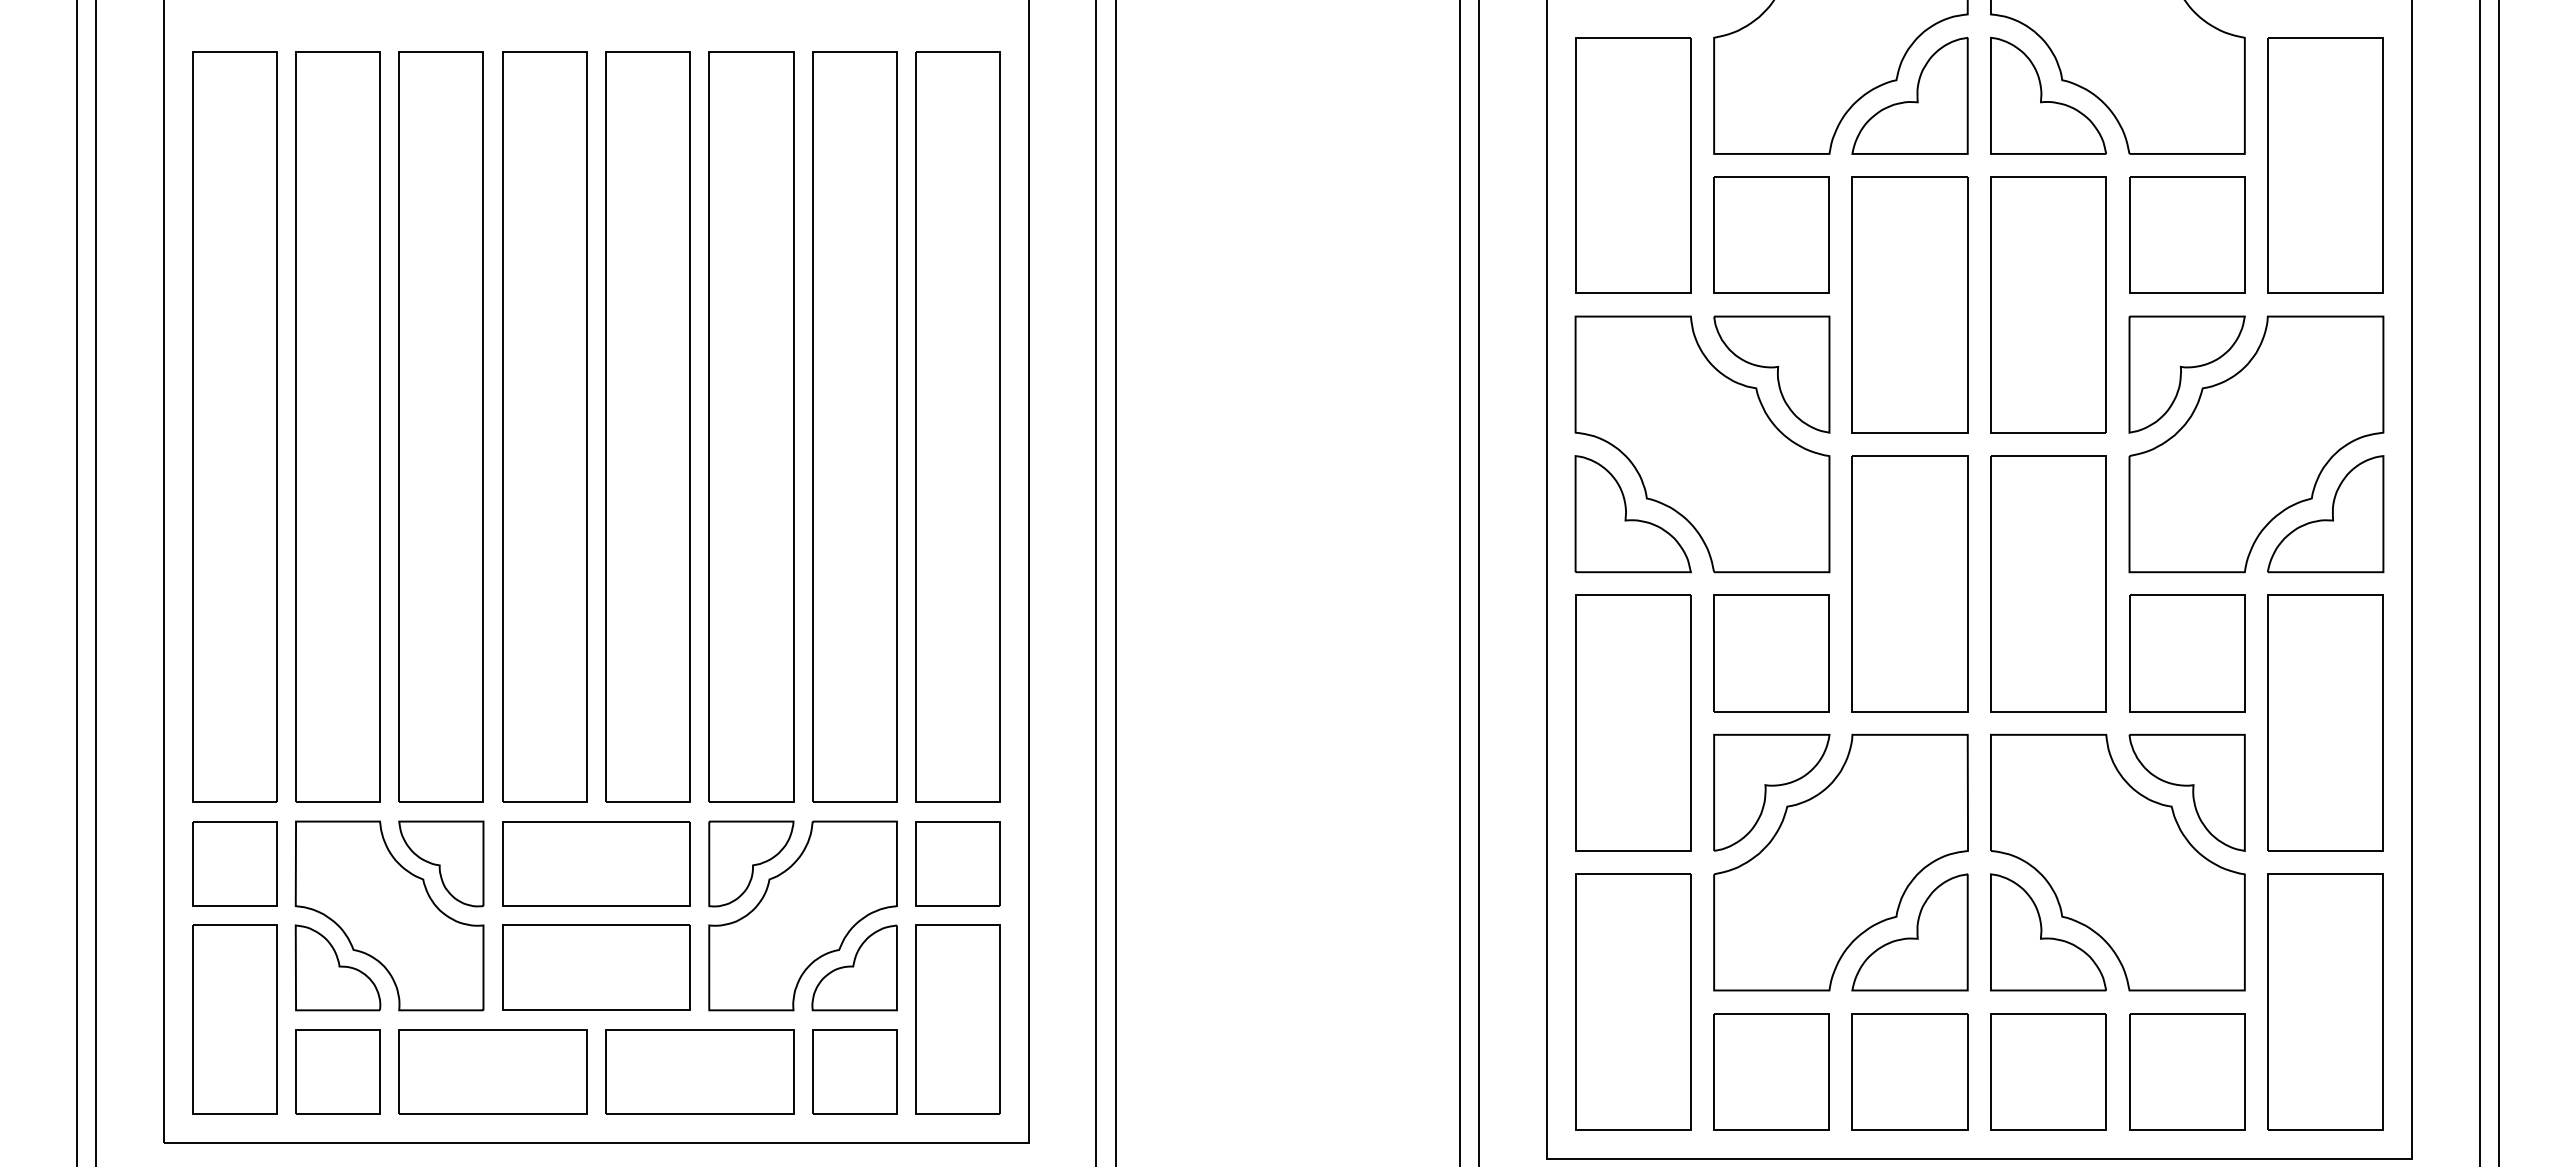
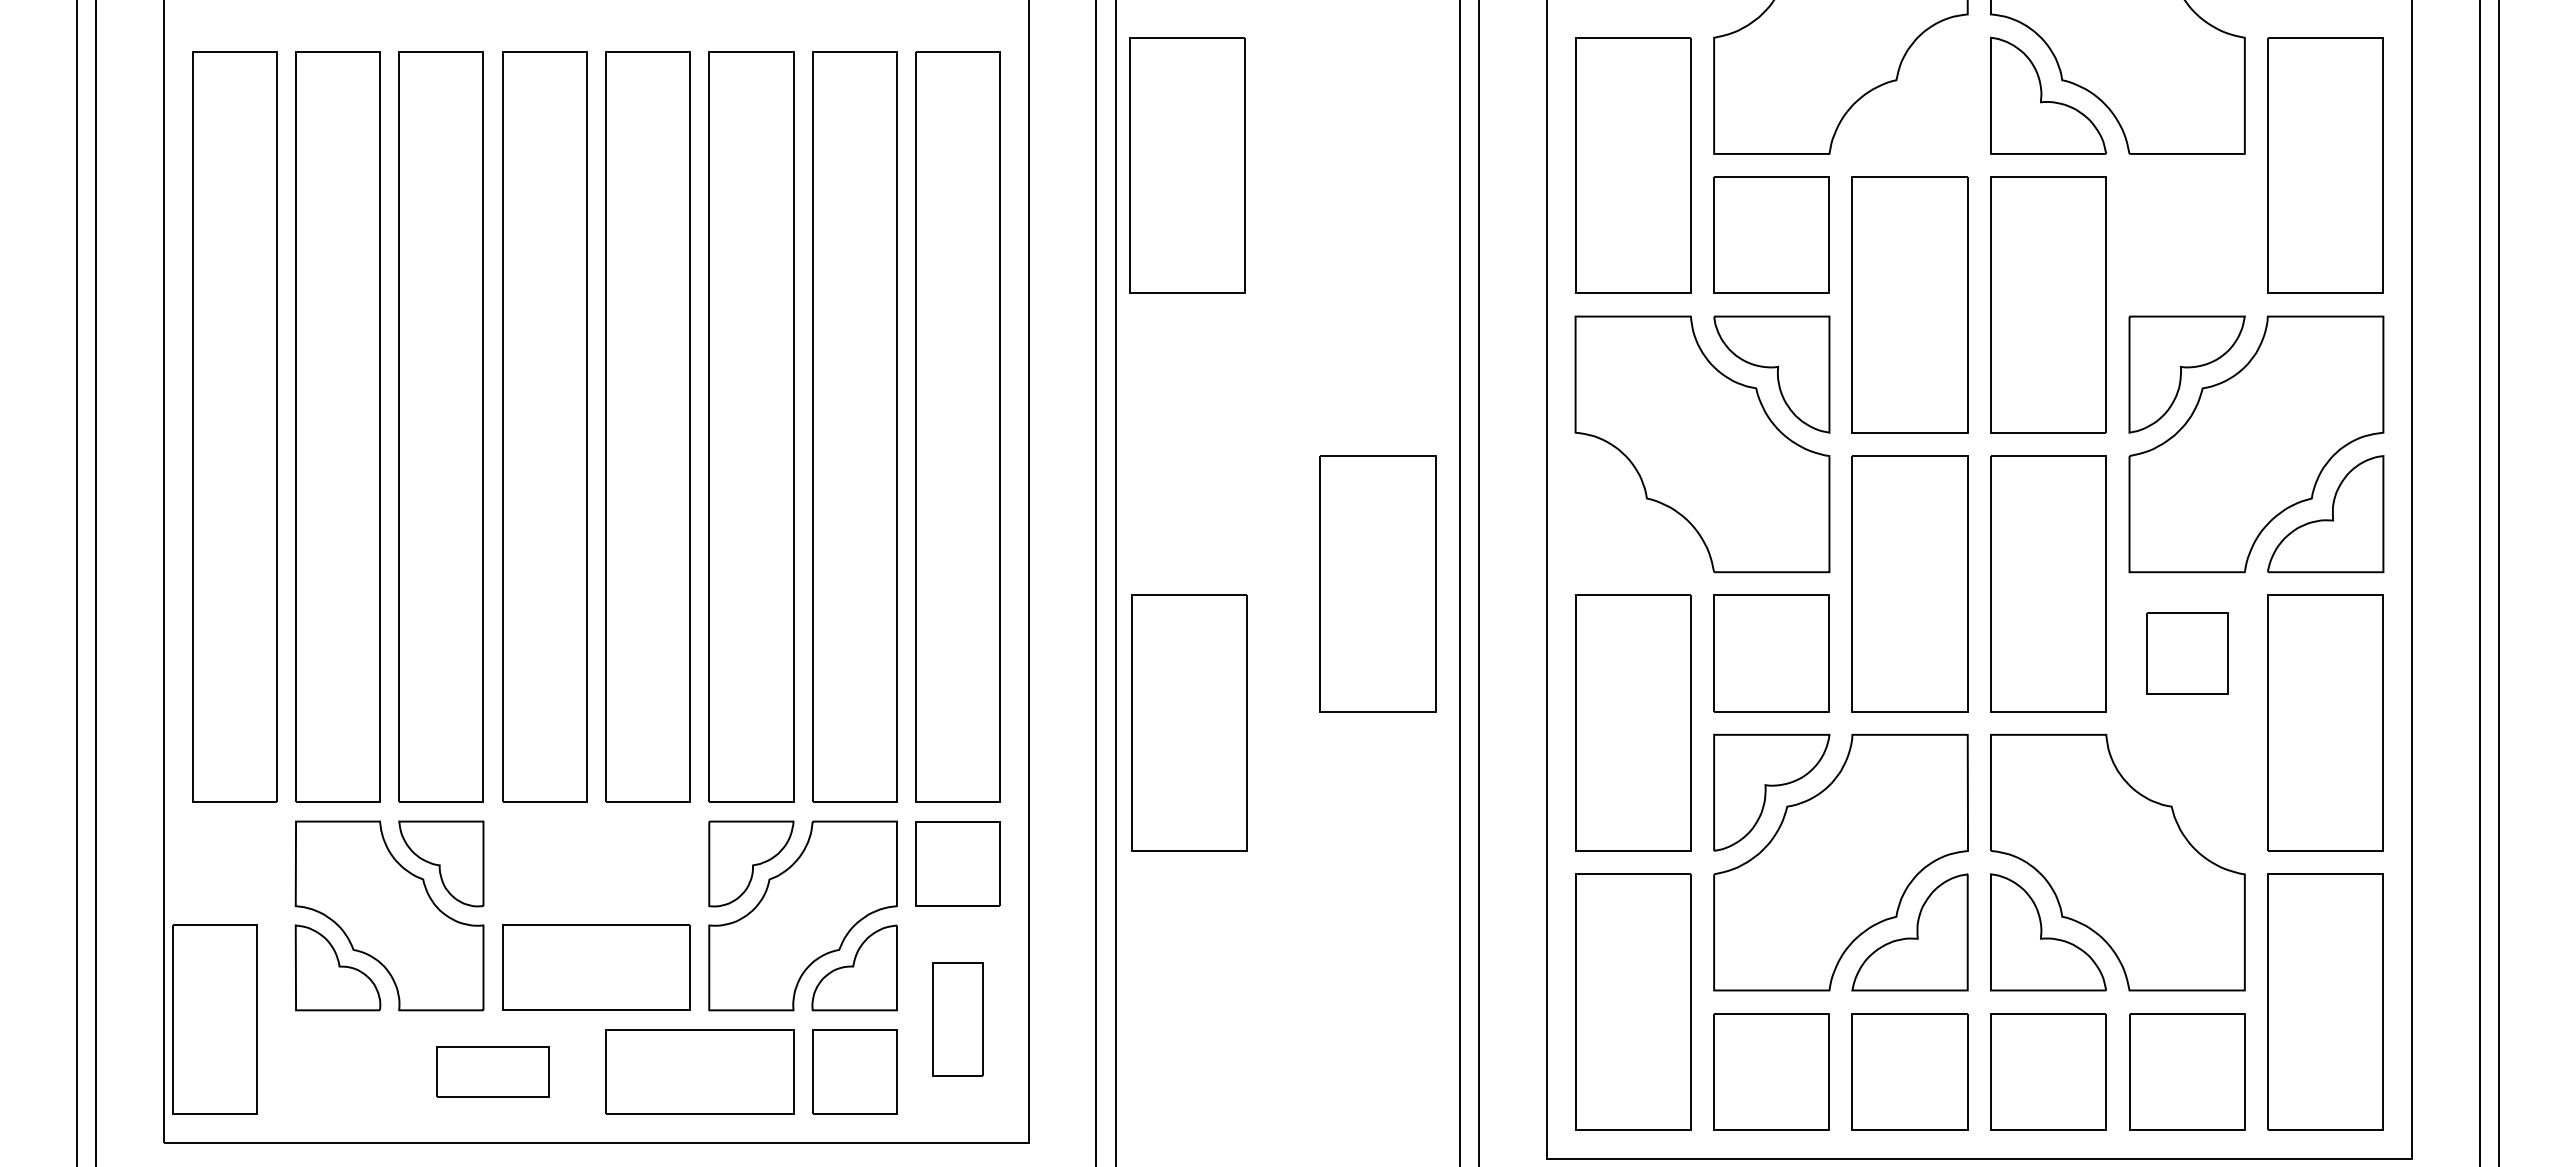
part: present -> none (1909, 95)
part: none -> present (1187, 165)
part: present -> none (2187, 234)
part: present -> none (1632, 514)
part: none -> present (1377, 583)
part size: 117x119 px -> 83x83 px (2187, 653)
part: none -> present (1189, 722)
part: present -> none (2186, 792)
part: present -> none (234, 863)
part: present -> none (596, 863)
part position: (234, 1019) -> (214, 1019) (214, 1019)
part size: 86x191 px -> 52x115 px (957, 1019)
part: present -> none (337, 1071)
part size: 190x86 px -> 114x52 px (492, 1071)
